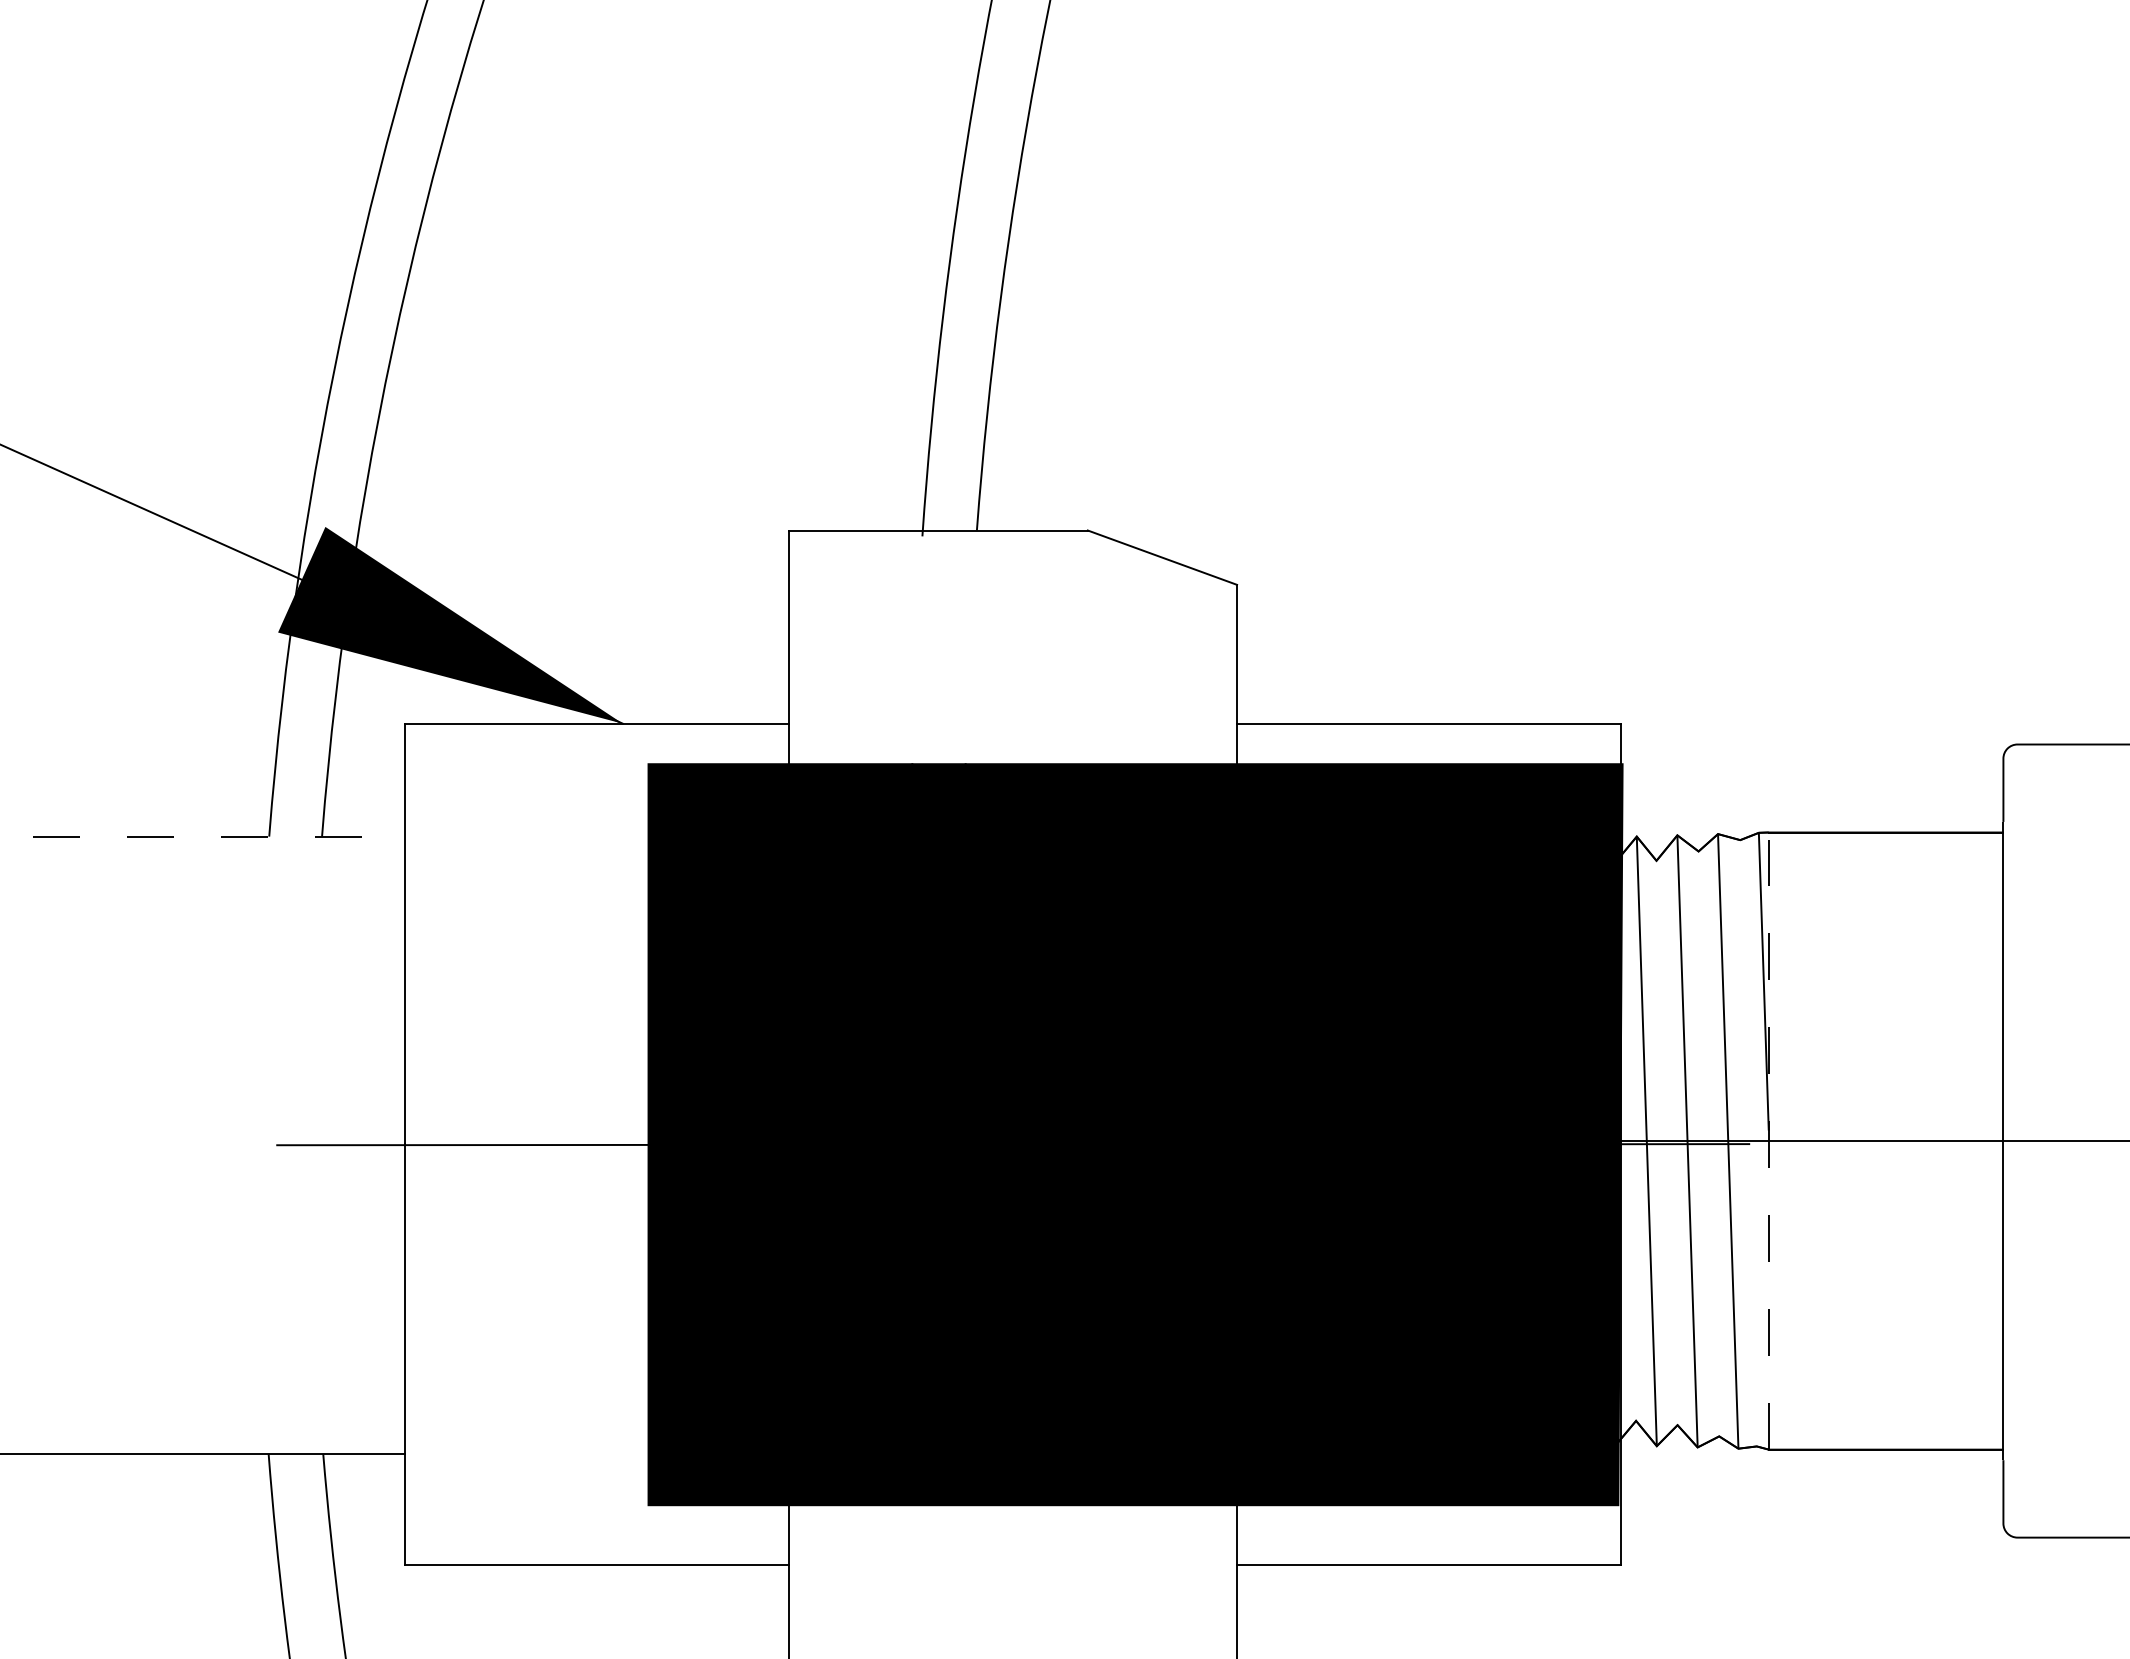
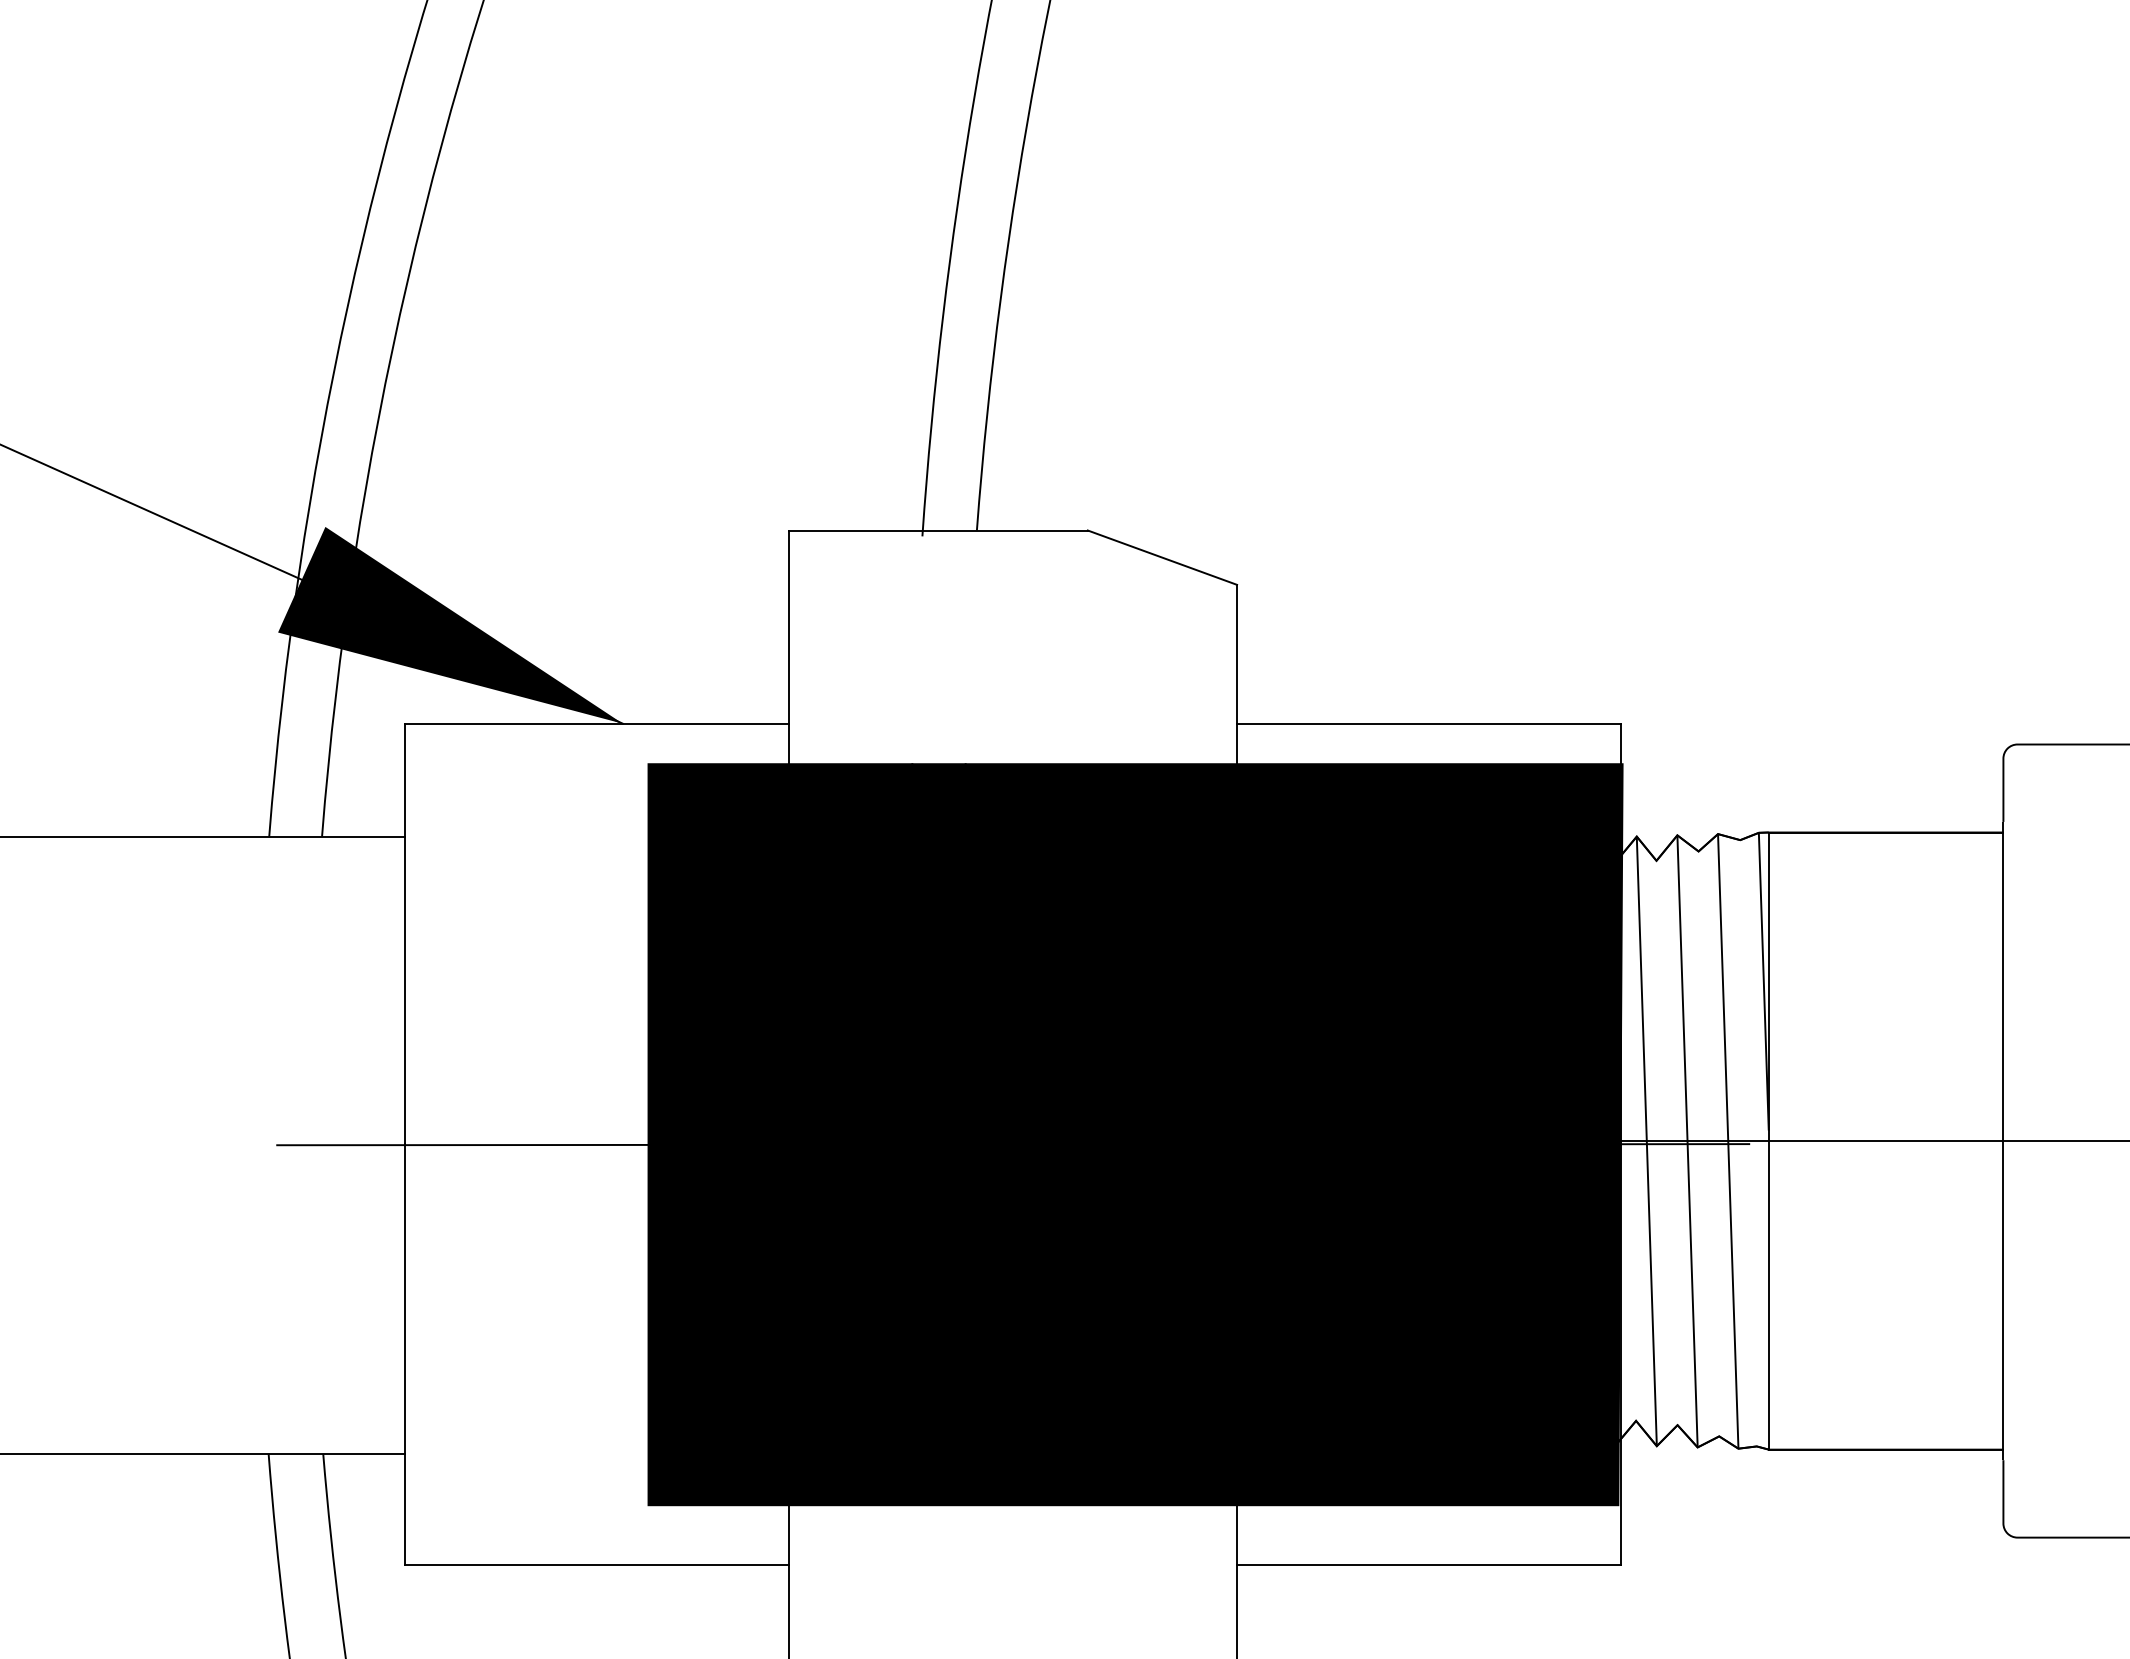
line: dashed -> solid (202, 836)
line: dashed -> solid (1768, 1141)
